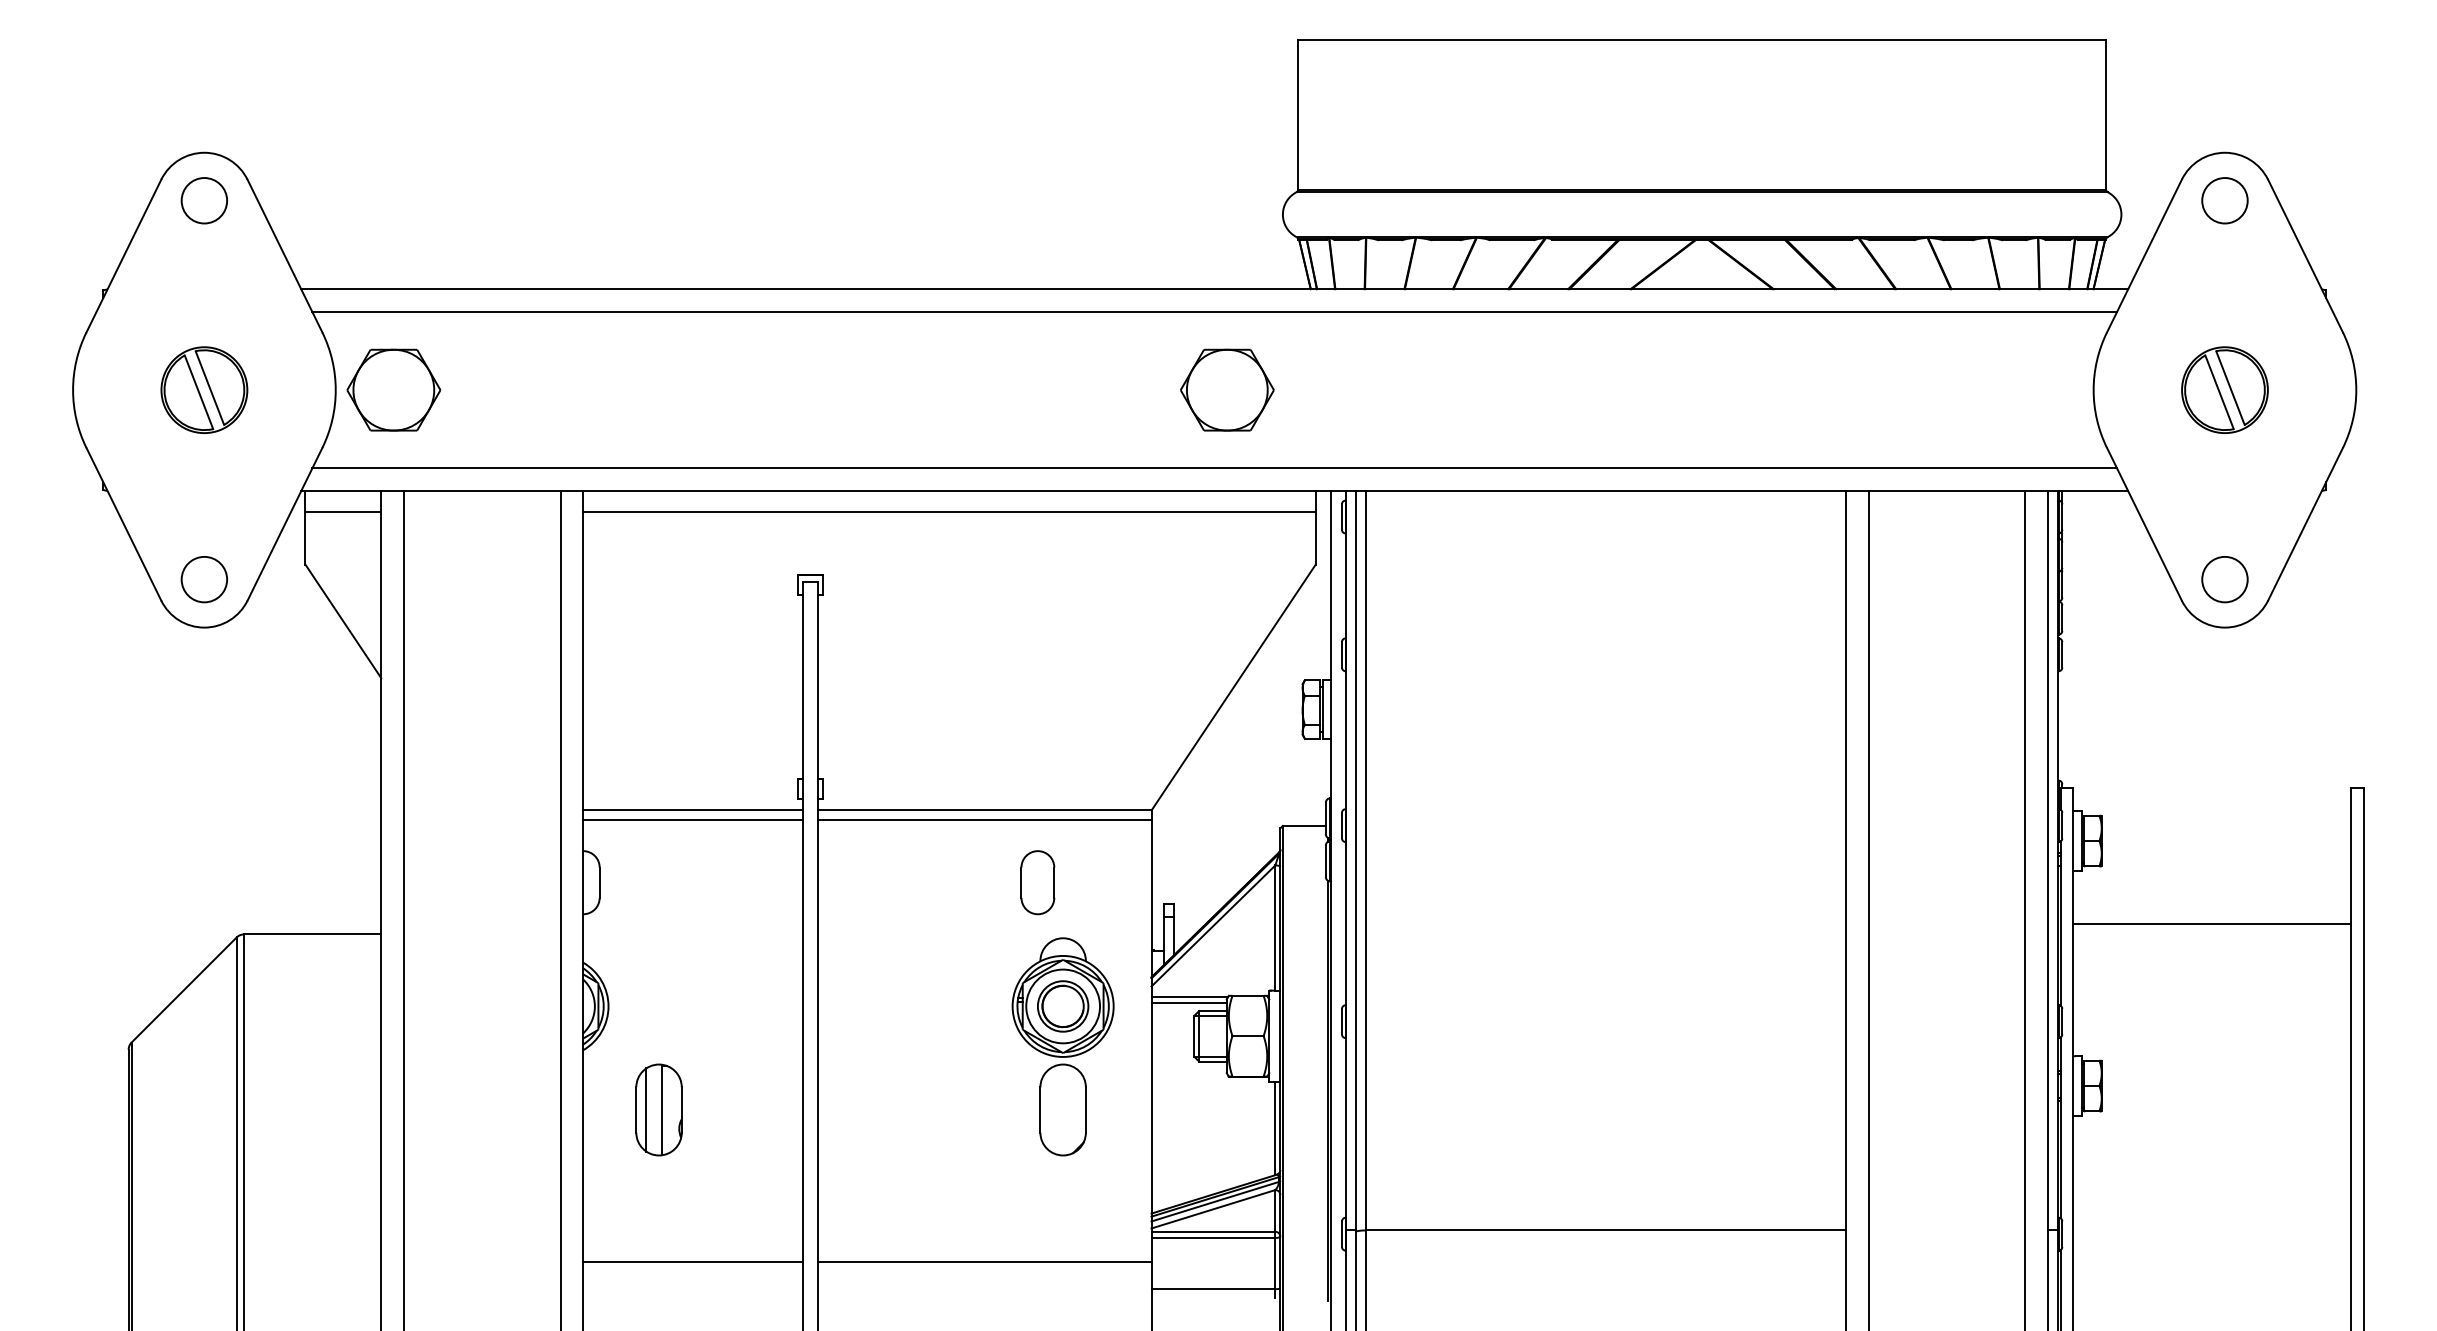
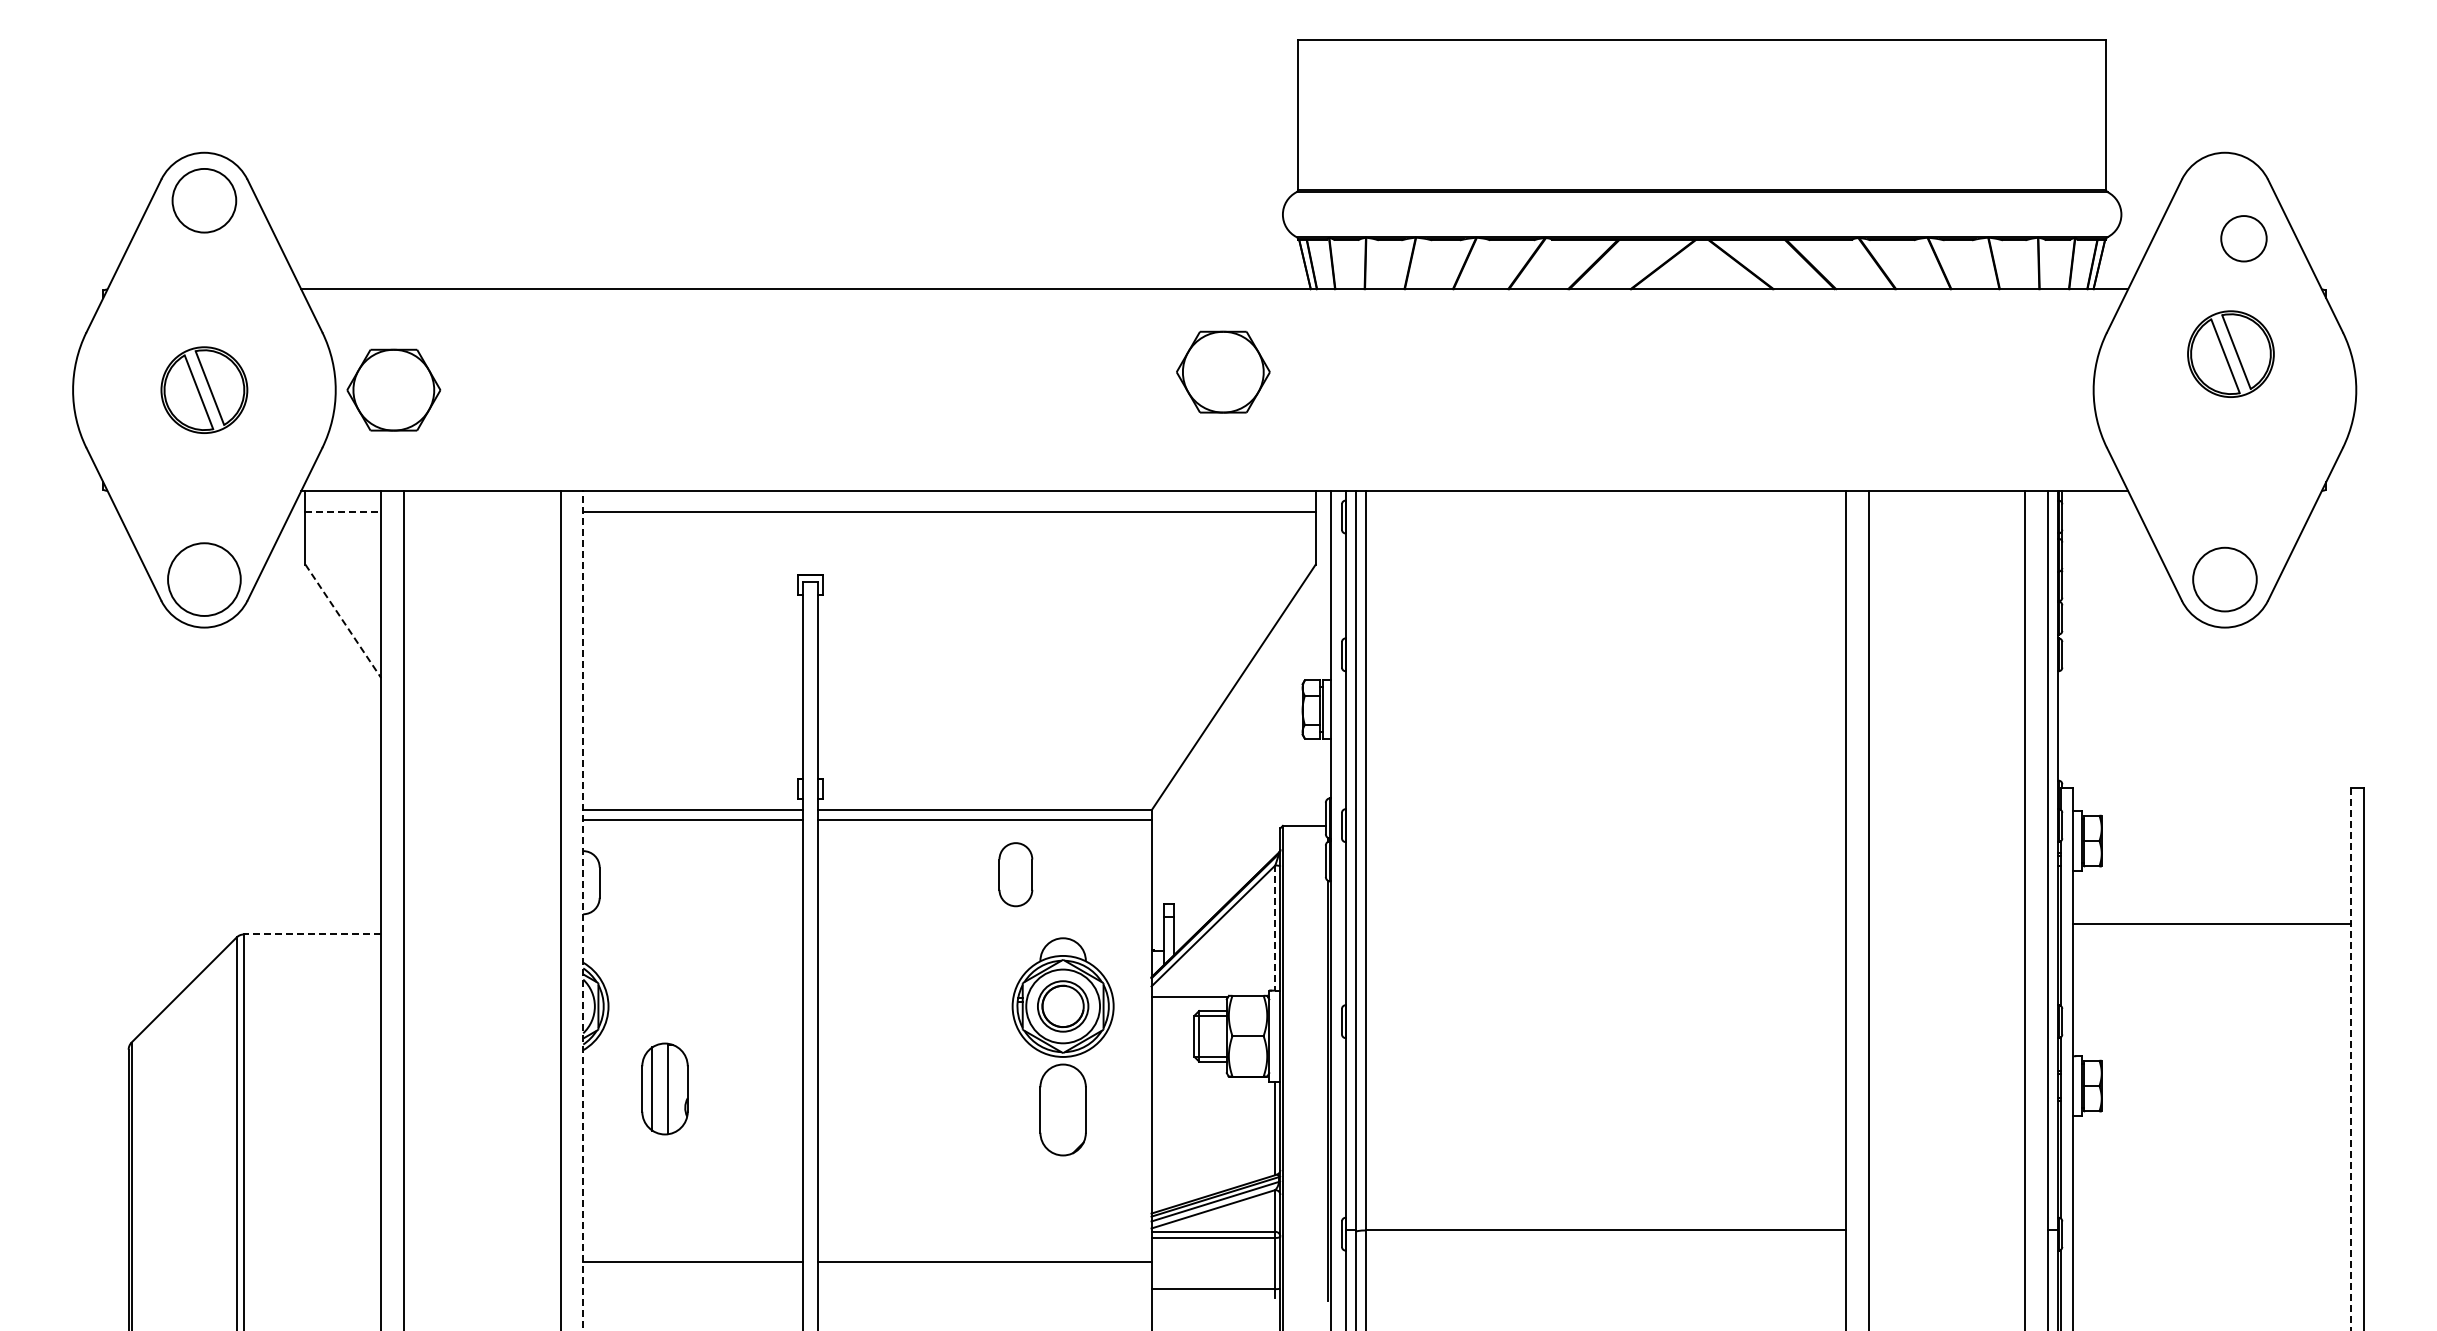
circle diameter: 45 px -> 64 px (204, 200)
circle position: (2224, 200) -> (2243, 238) (2243, 238)
line: present -> none (1214, 311)
part position: (1227, 389) -> (1223, 371) (1223, 371)
part position: (2224, 389) -> (2230, 353) (2230, 353)
line: present -> none (1214, 468)
line: solid -> dashed (343, 512)
circle diameter: 45 px -> 73 px (204, 579)
circle diameter: 45 px -> 64 px (2224, 579)
line: solid -> dashed (343, 621)
part position: (1037, 882) -> (1015, 874) (1015, 874)
line: solid -> dashed (583, 910)
line: solid -> dashed (1275, 928)
line: solid -> dashed (312, 934)
line: present -> none (1188, 1002)
line: solid -> dashed (2351, 1059)
part position: (658, 1109) -> (664, 1088) (664, 1088)
